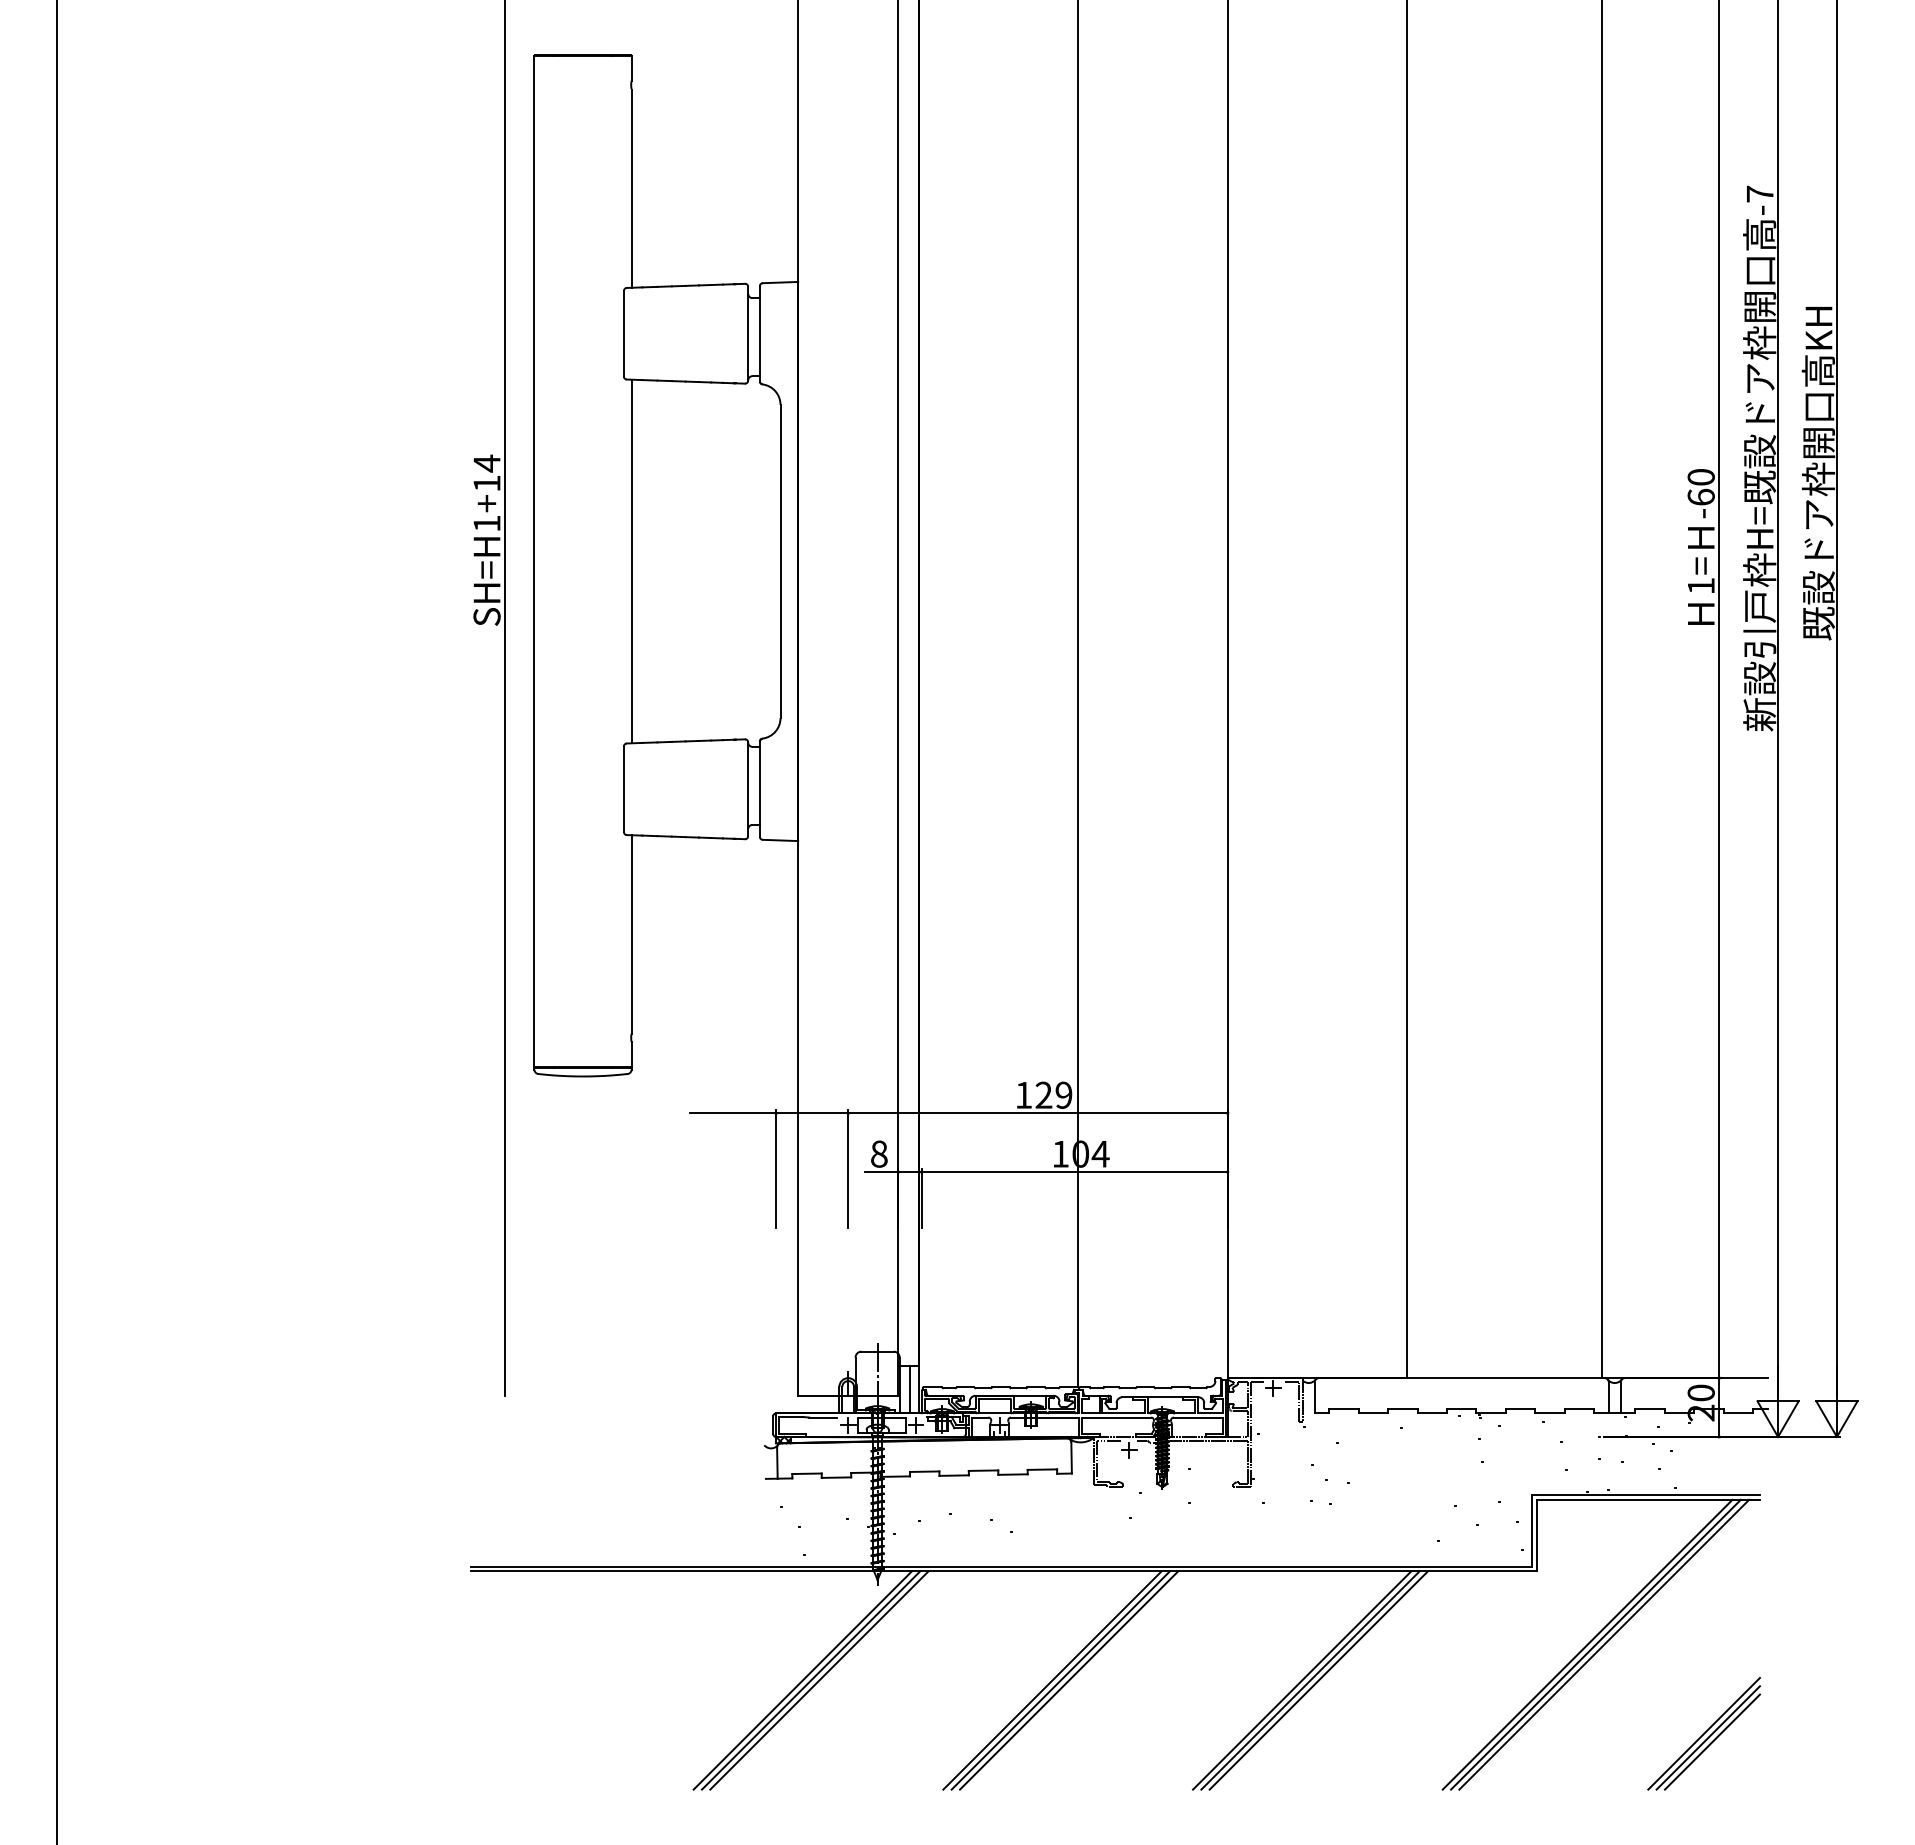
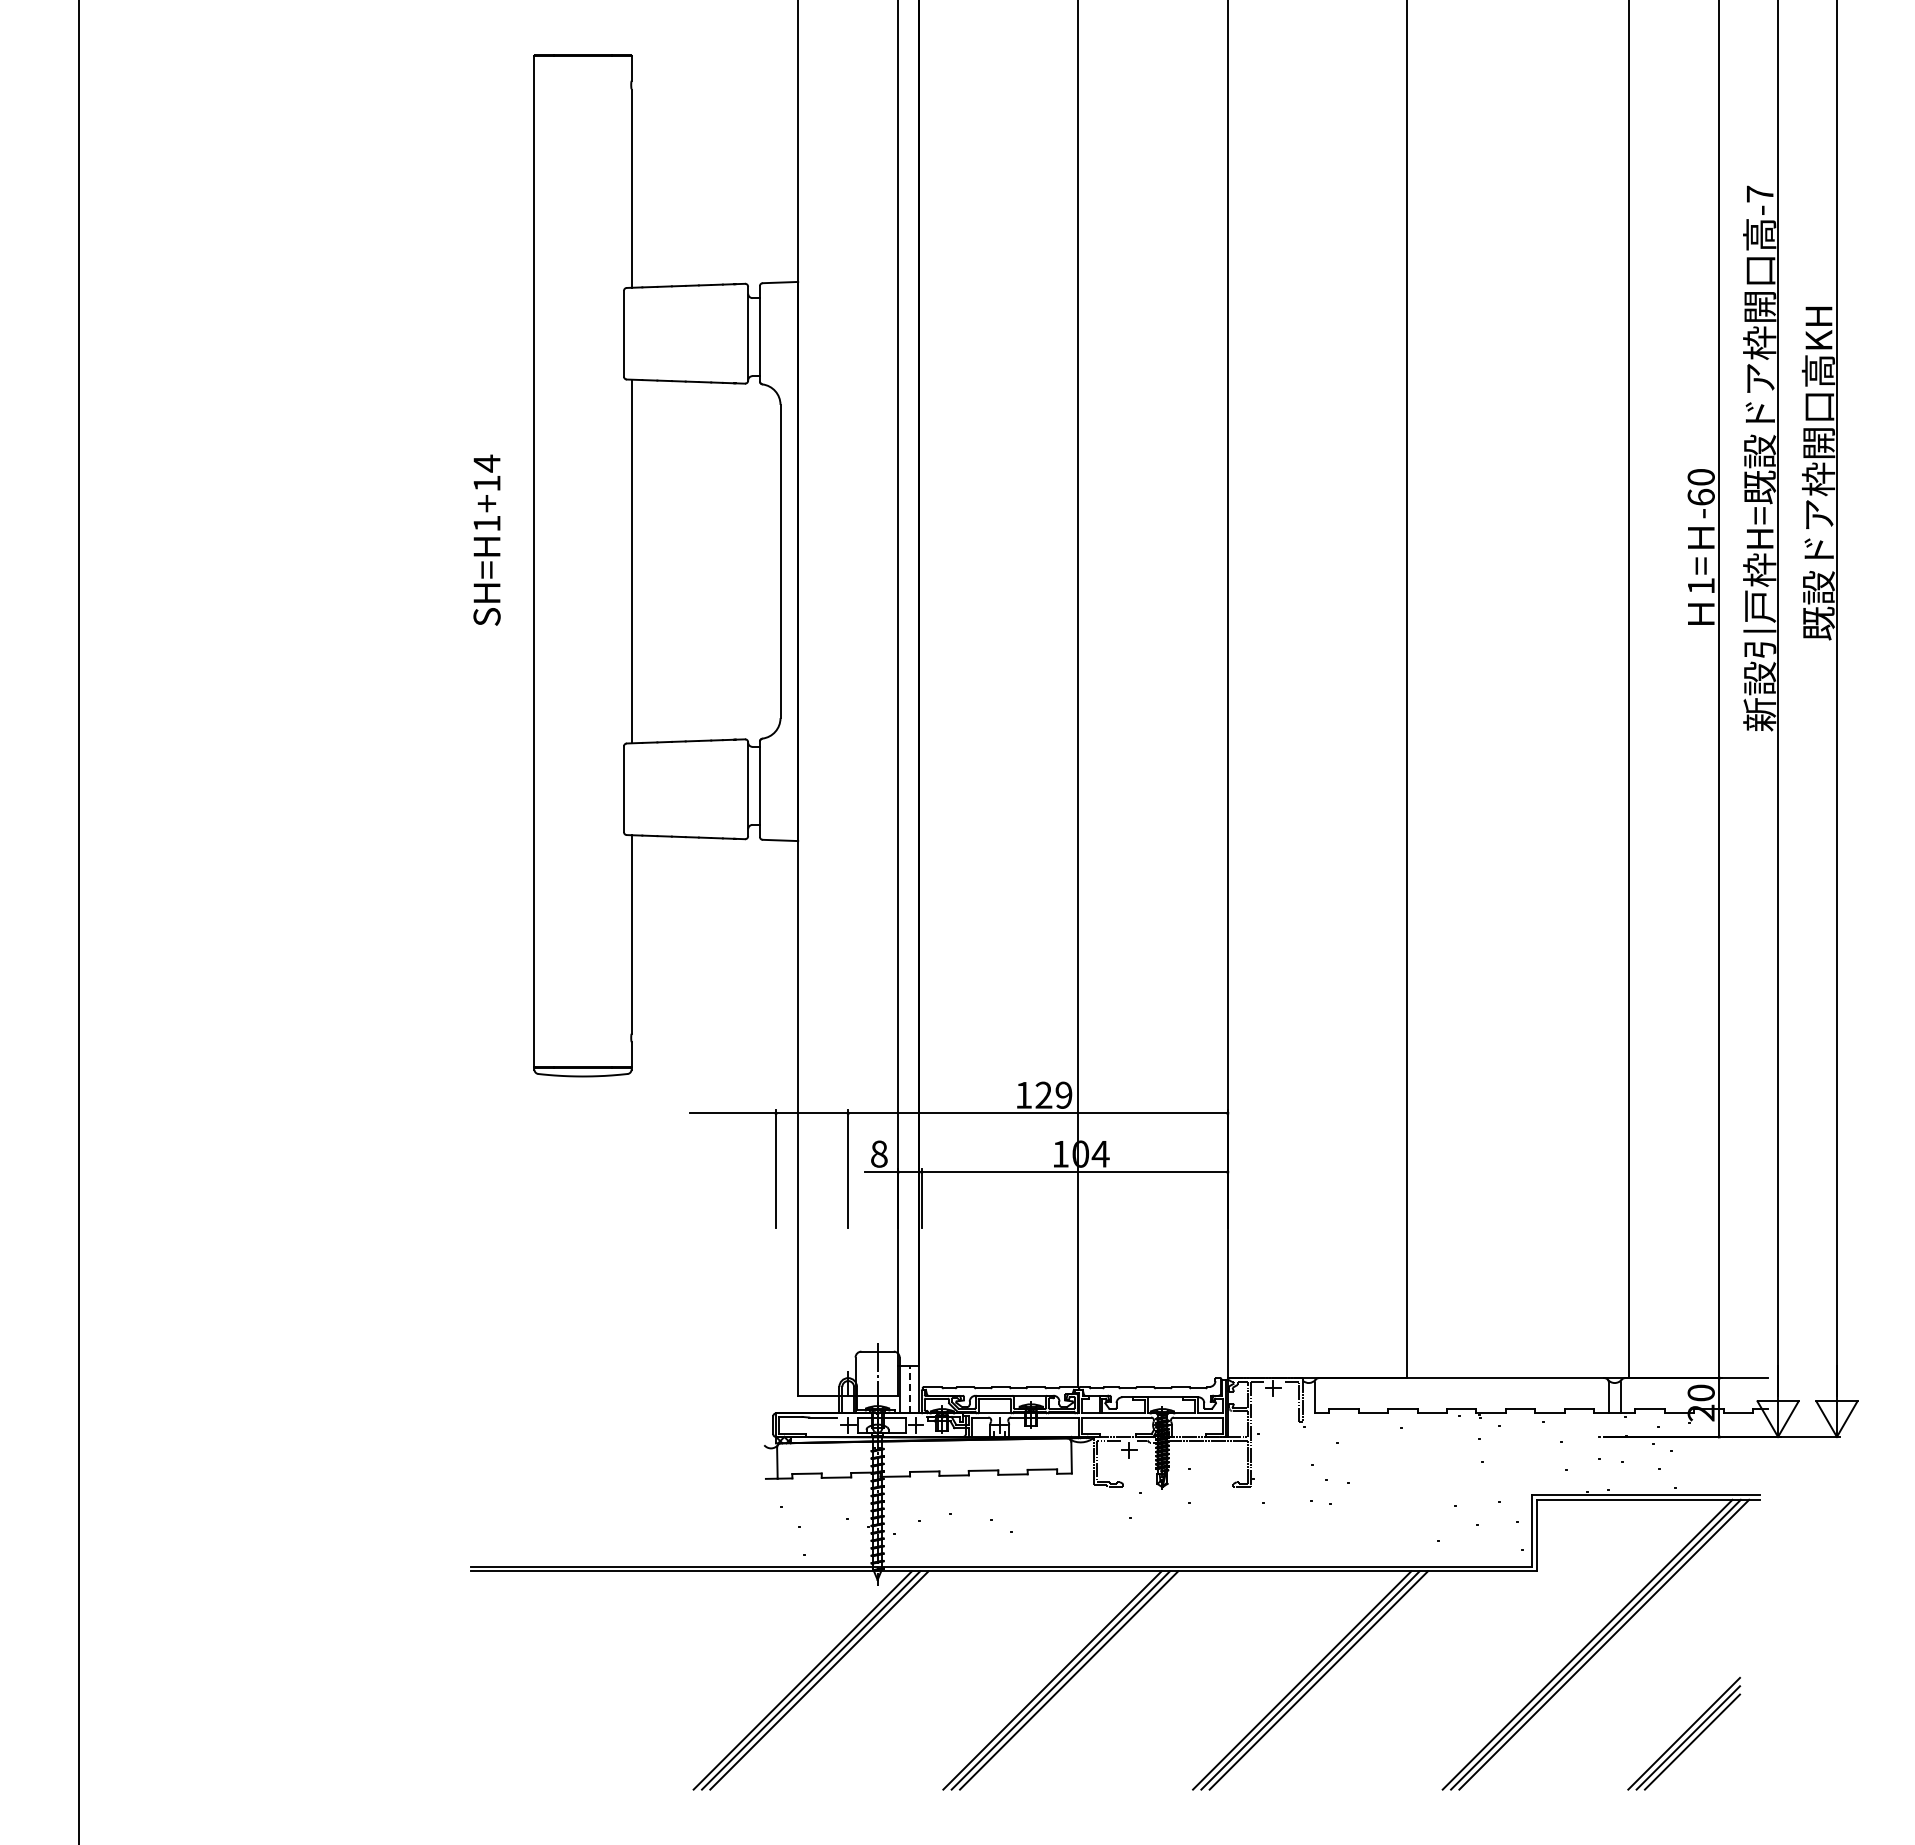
line position: (1601, 690) -> (1628, 690) (1628, 690)
line: present -> none (505, 698)
line position: (57, 921) -> (79, 921) (79, 921)
line: solid -> dashed (910, 1389)
part position: (1704, 1733) -> (1684, 1733) (1684, 1733)
